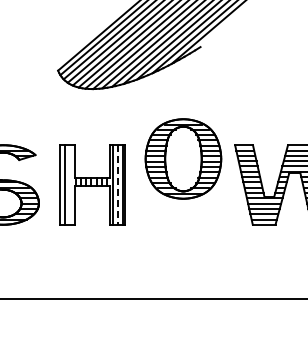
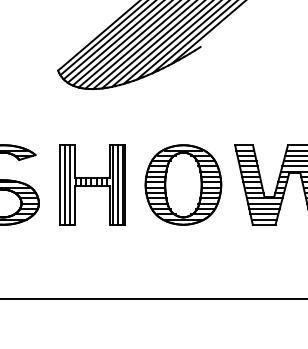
part position: (183, 158) -> (183, 184) (183, 184)
line: none -> present (70, 184)
line: dashed -> solid (117, 185)
